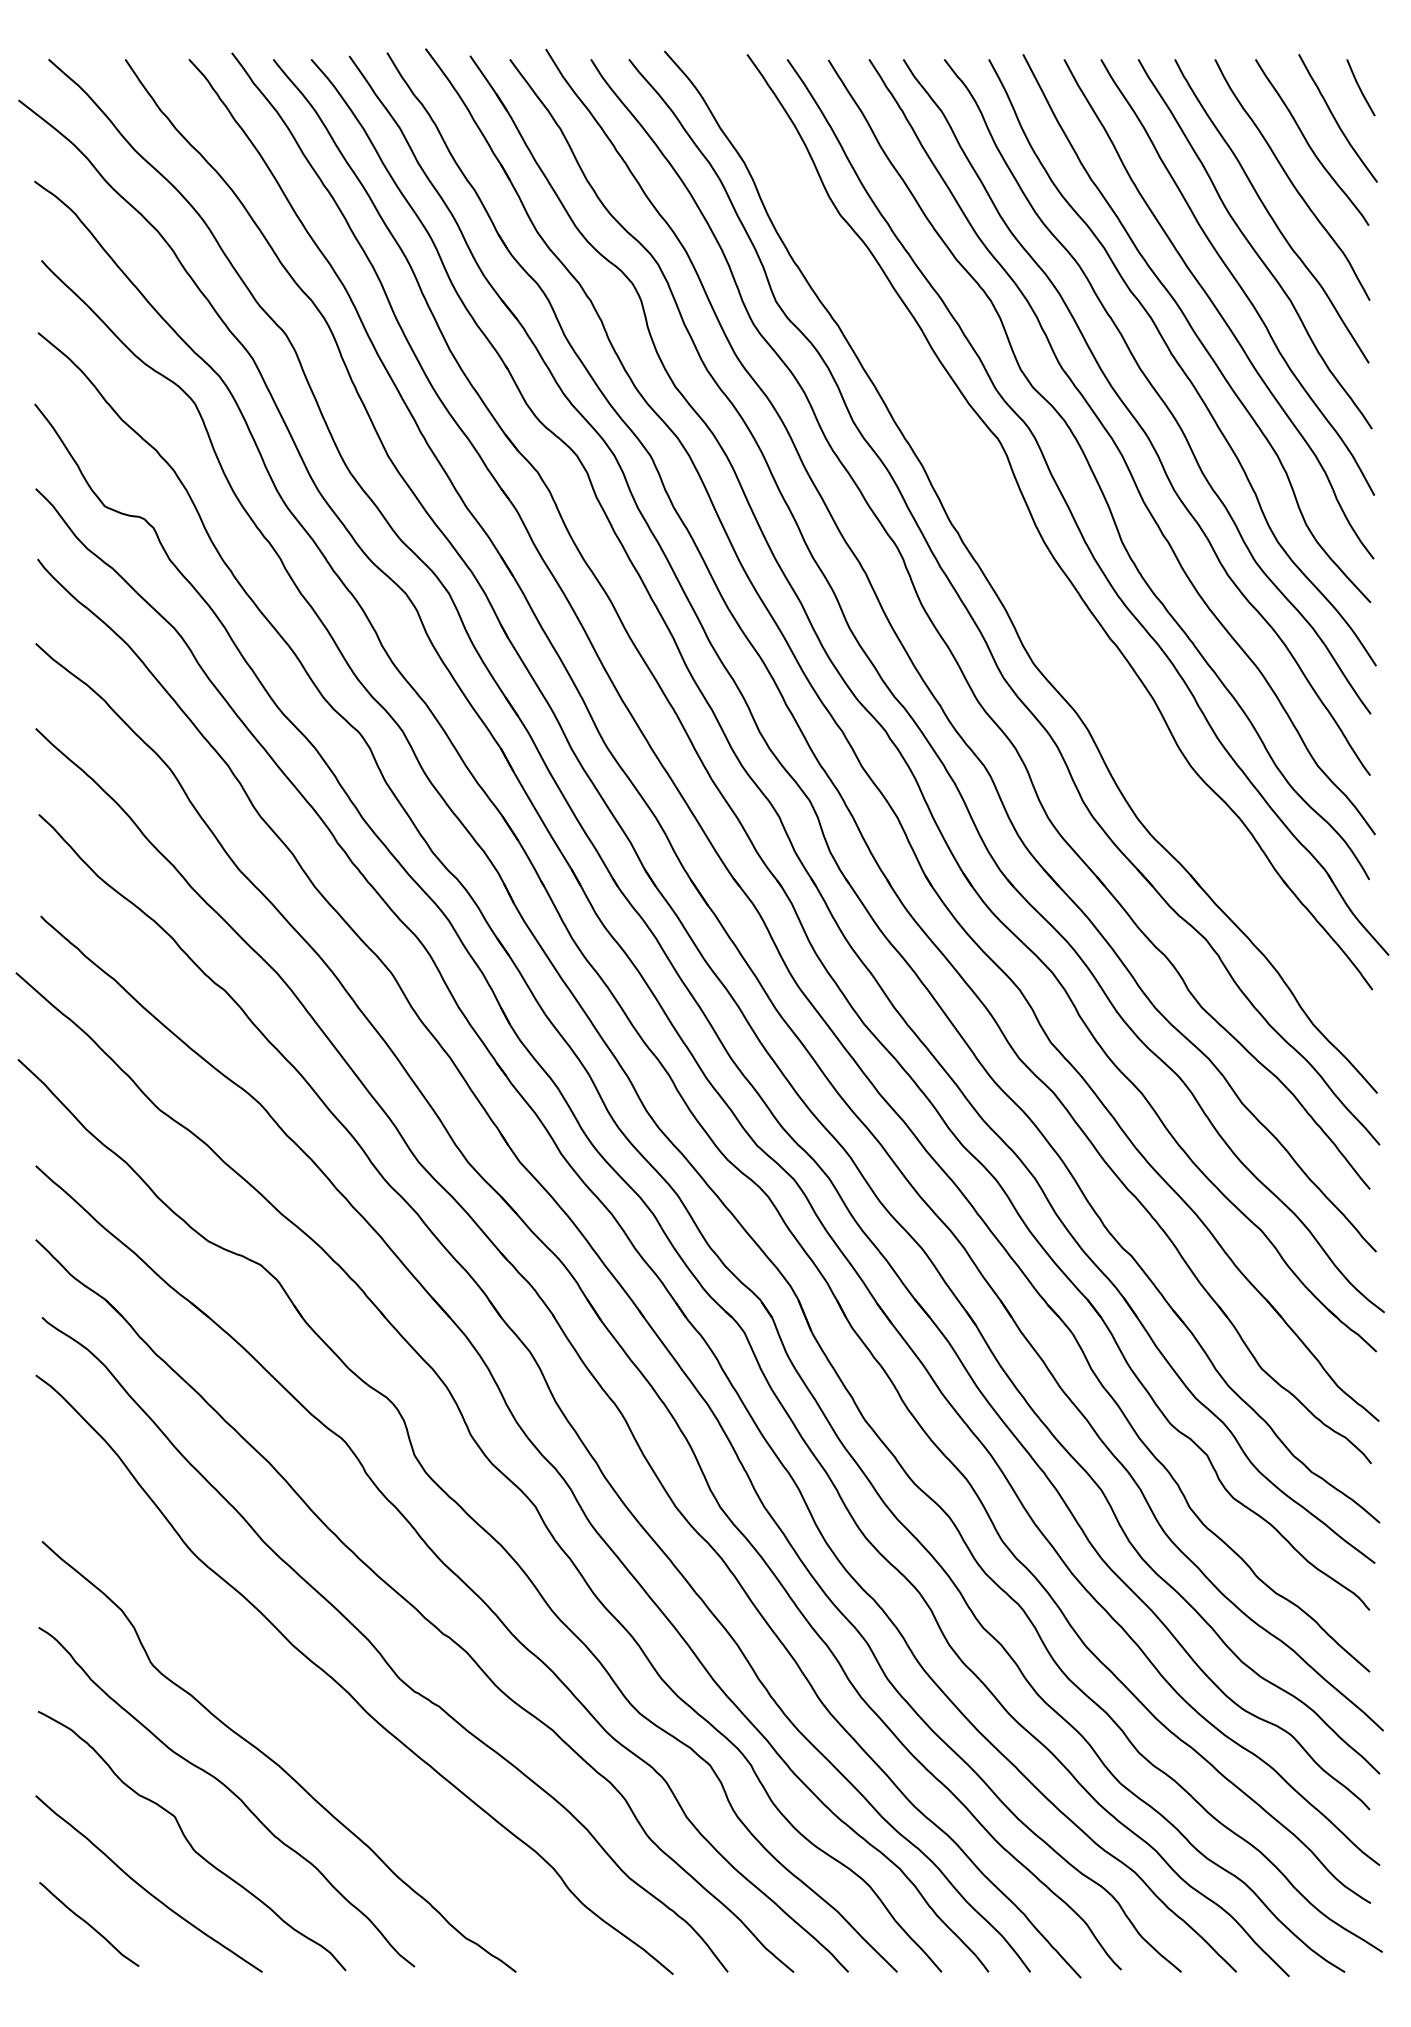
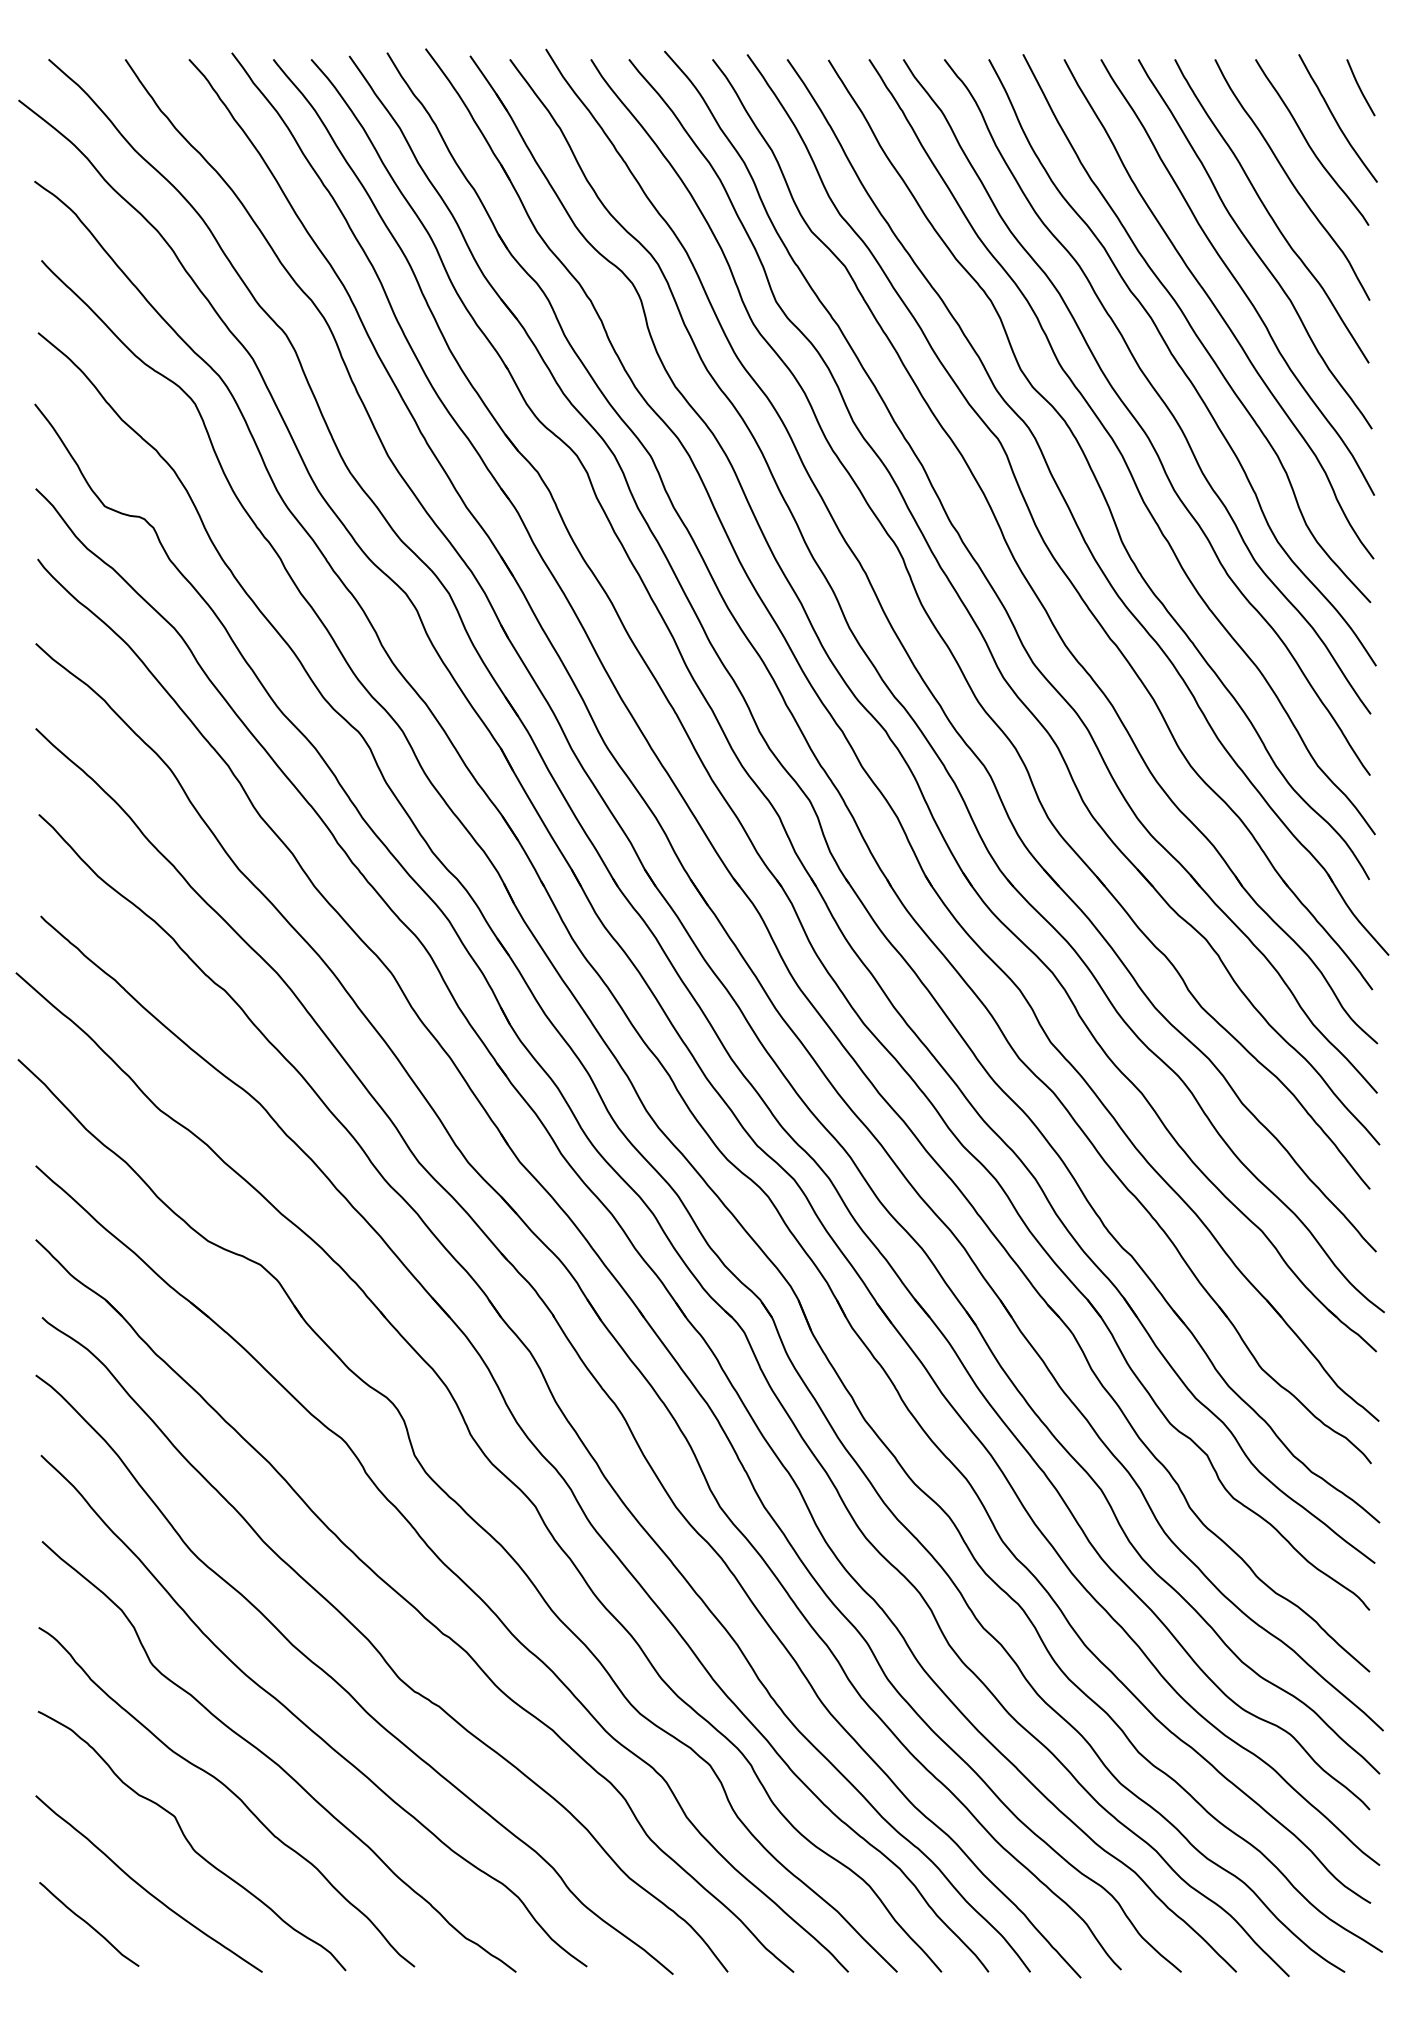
part: none -> present (1020, 567)
curve: none -> present (304, 1722)
